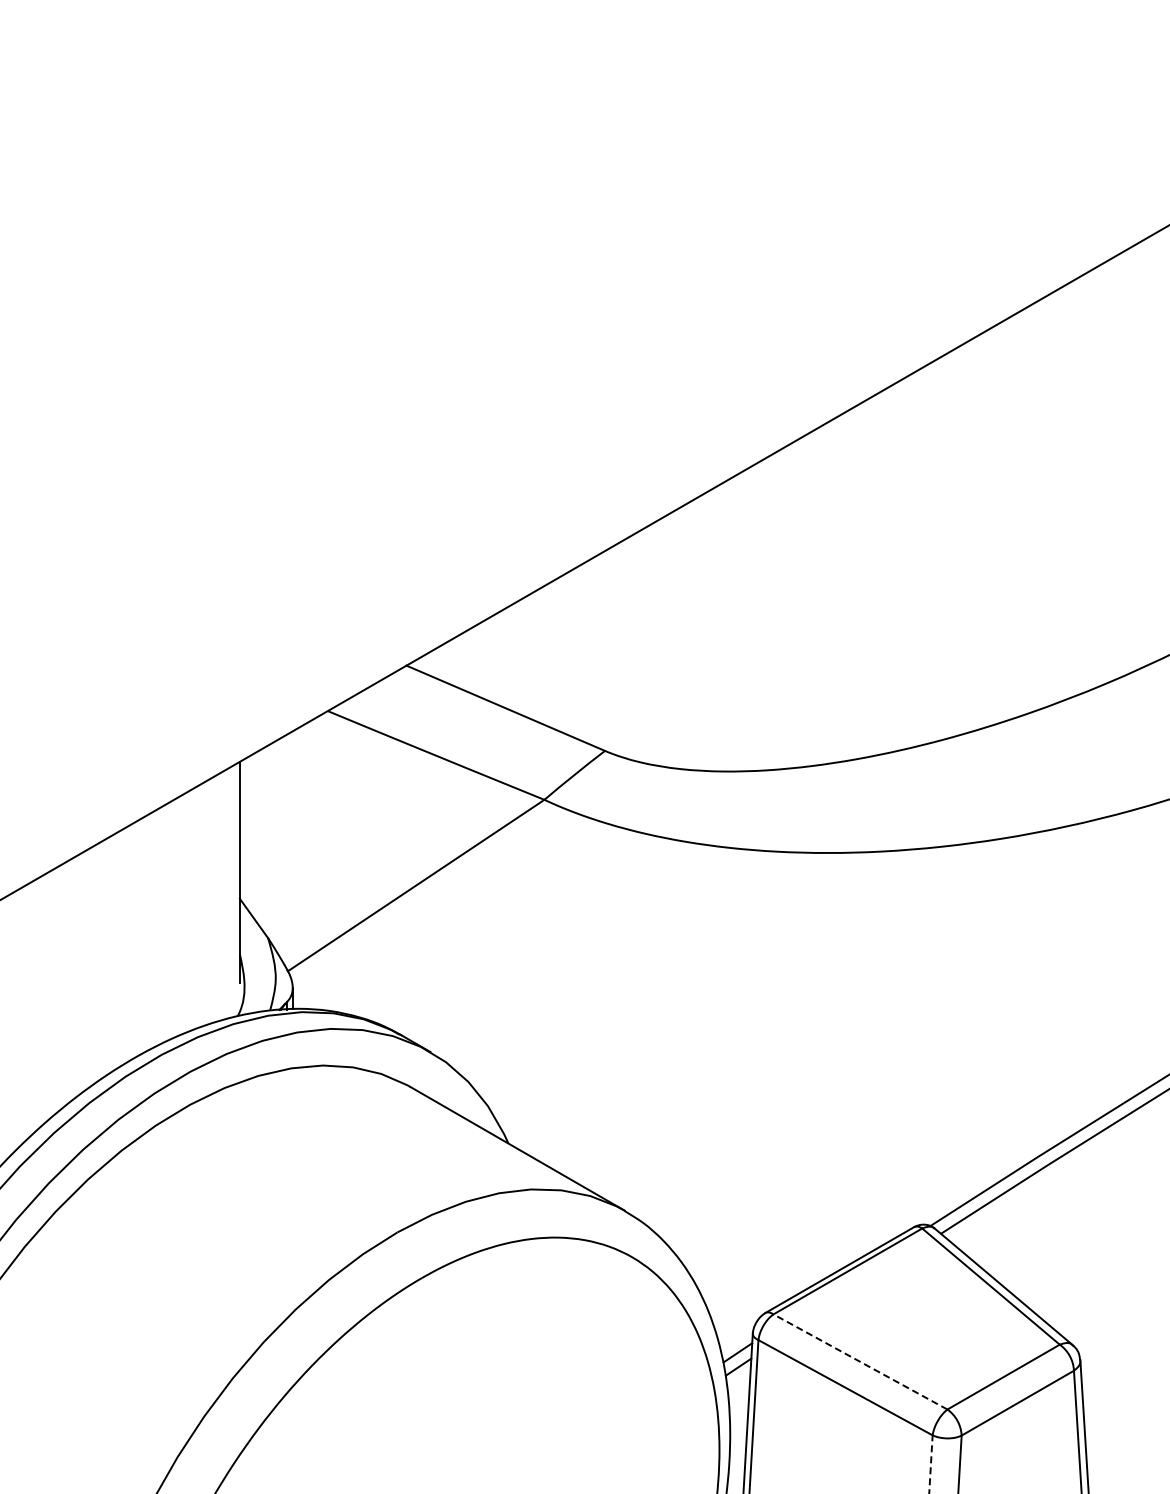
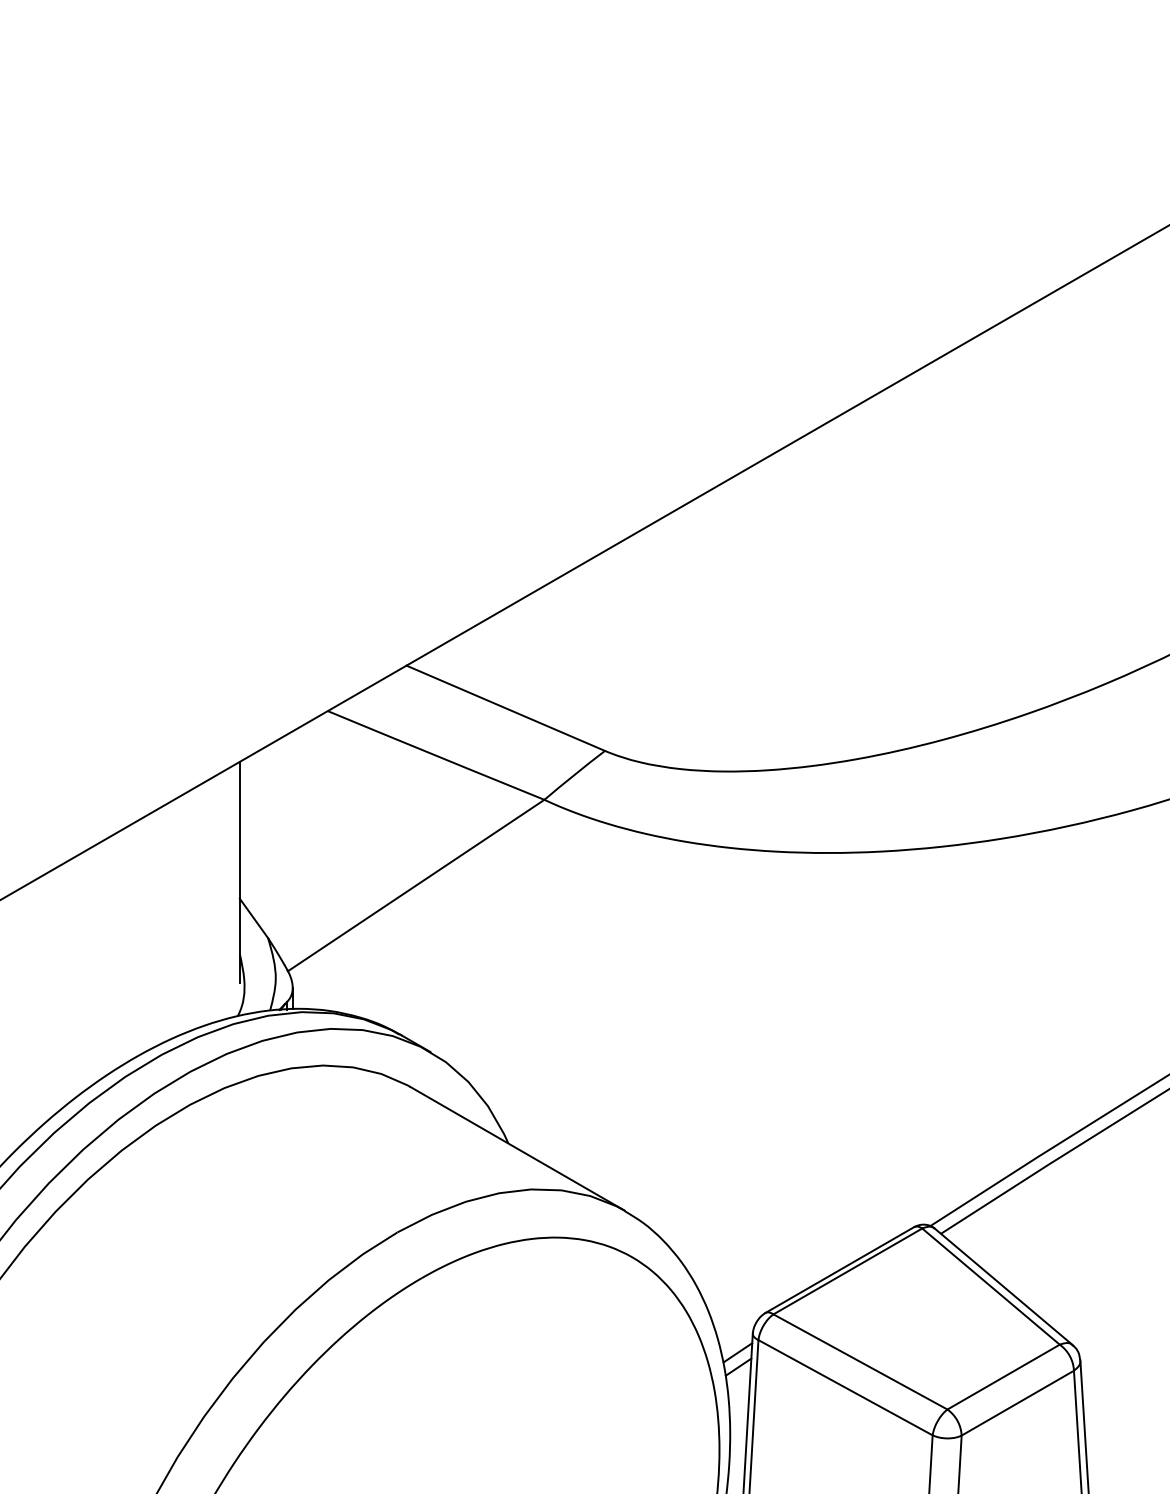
line: dashed -> solid (860, 1361)
line: dashed -> solid (930, 1464)
